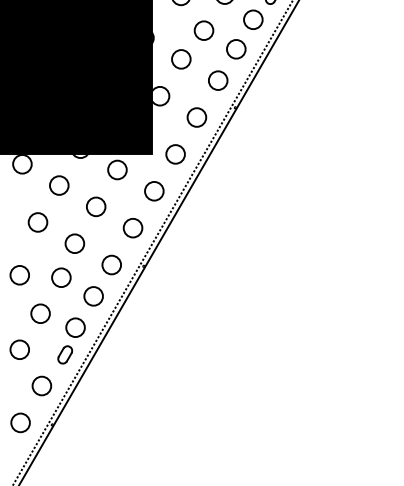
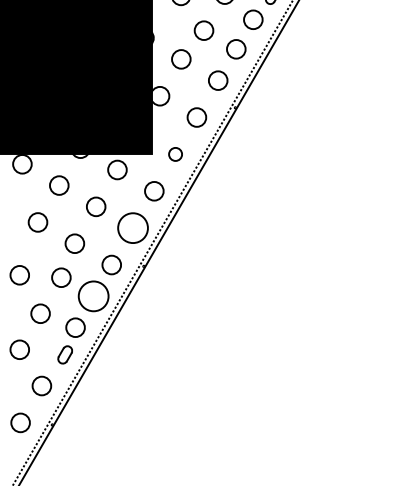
circle size: 21x21 px -> 15x15 px (175, 154)
circle diameter: 19 px -> 30 px (132, 228)
circle diameter: 19 px -> 30 px (93, 296)
